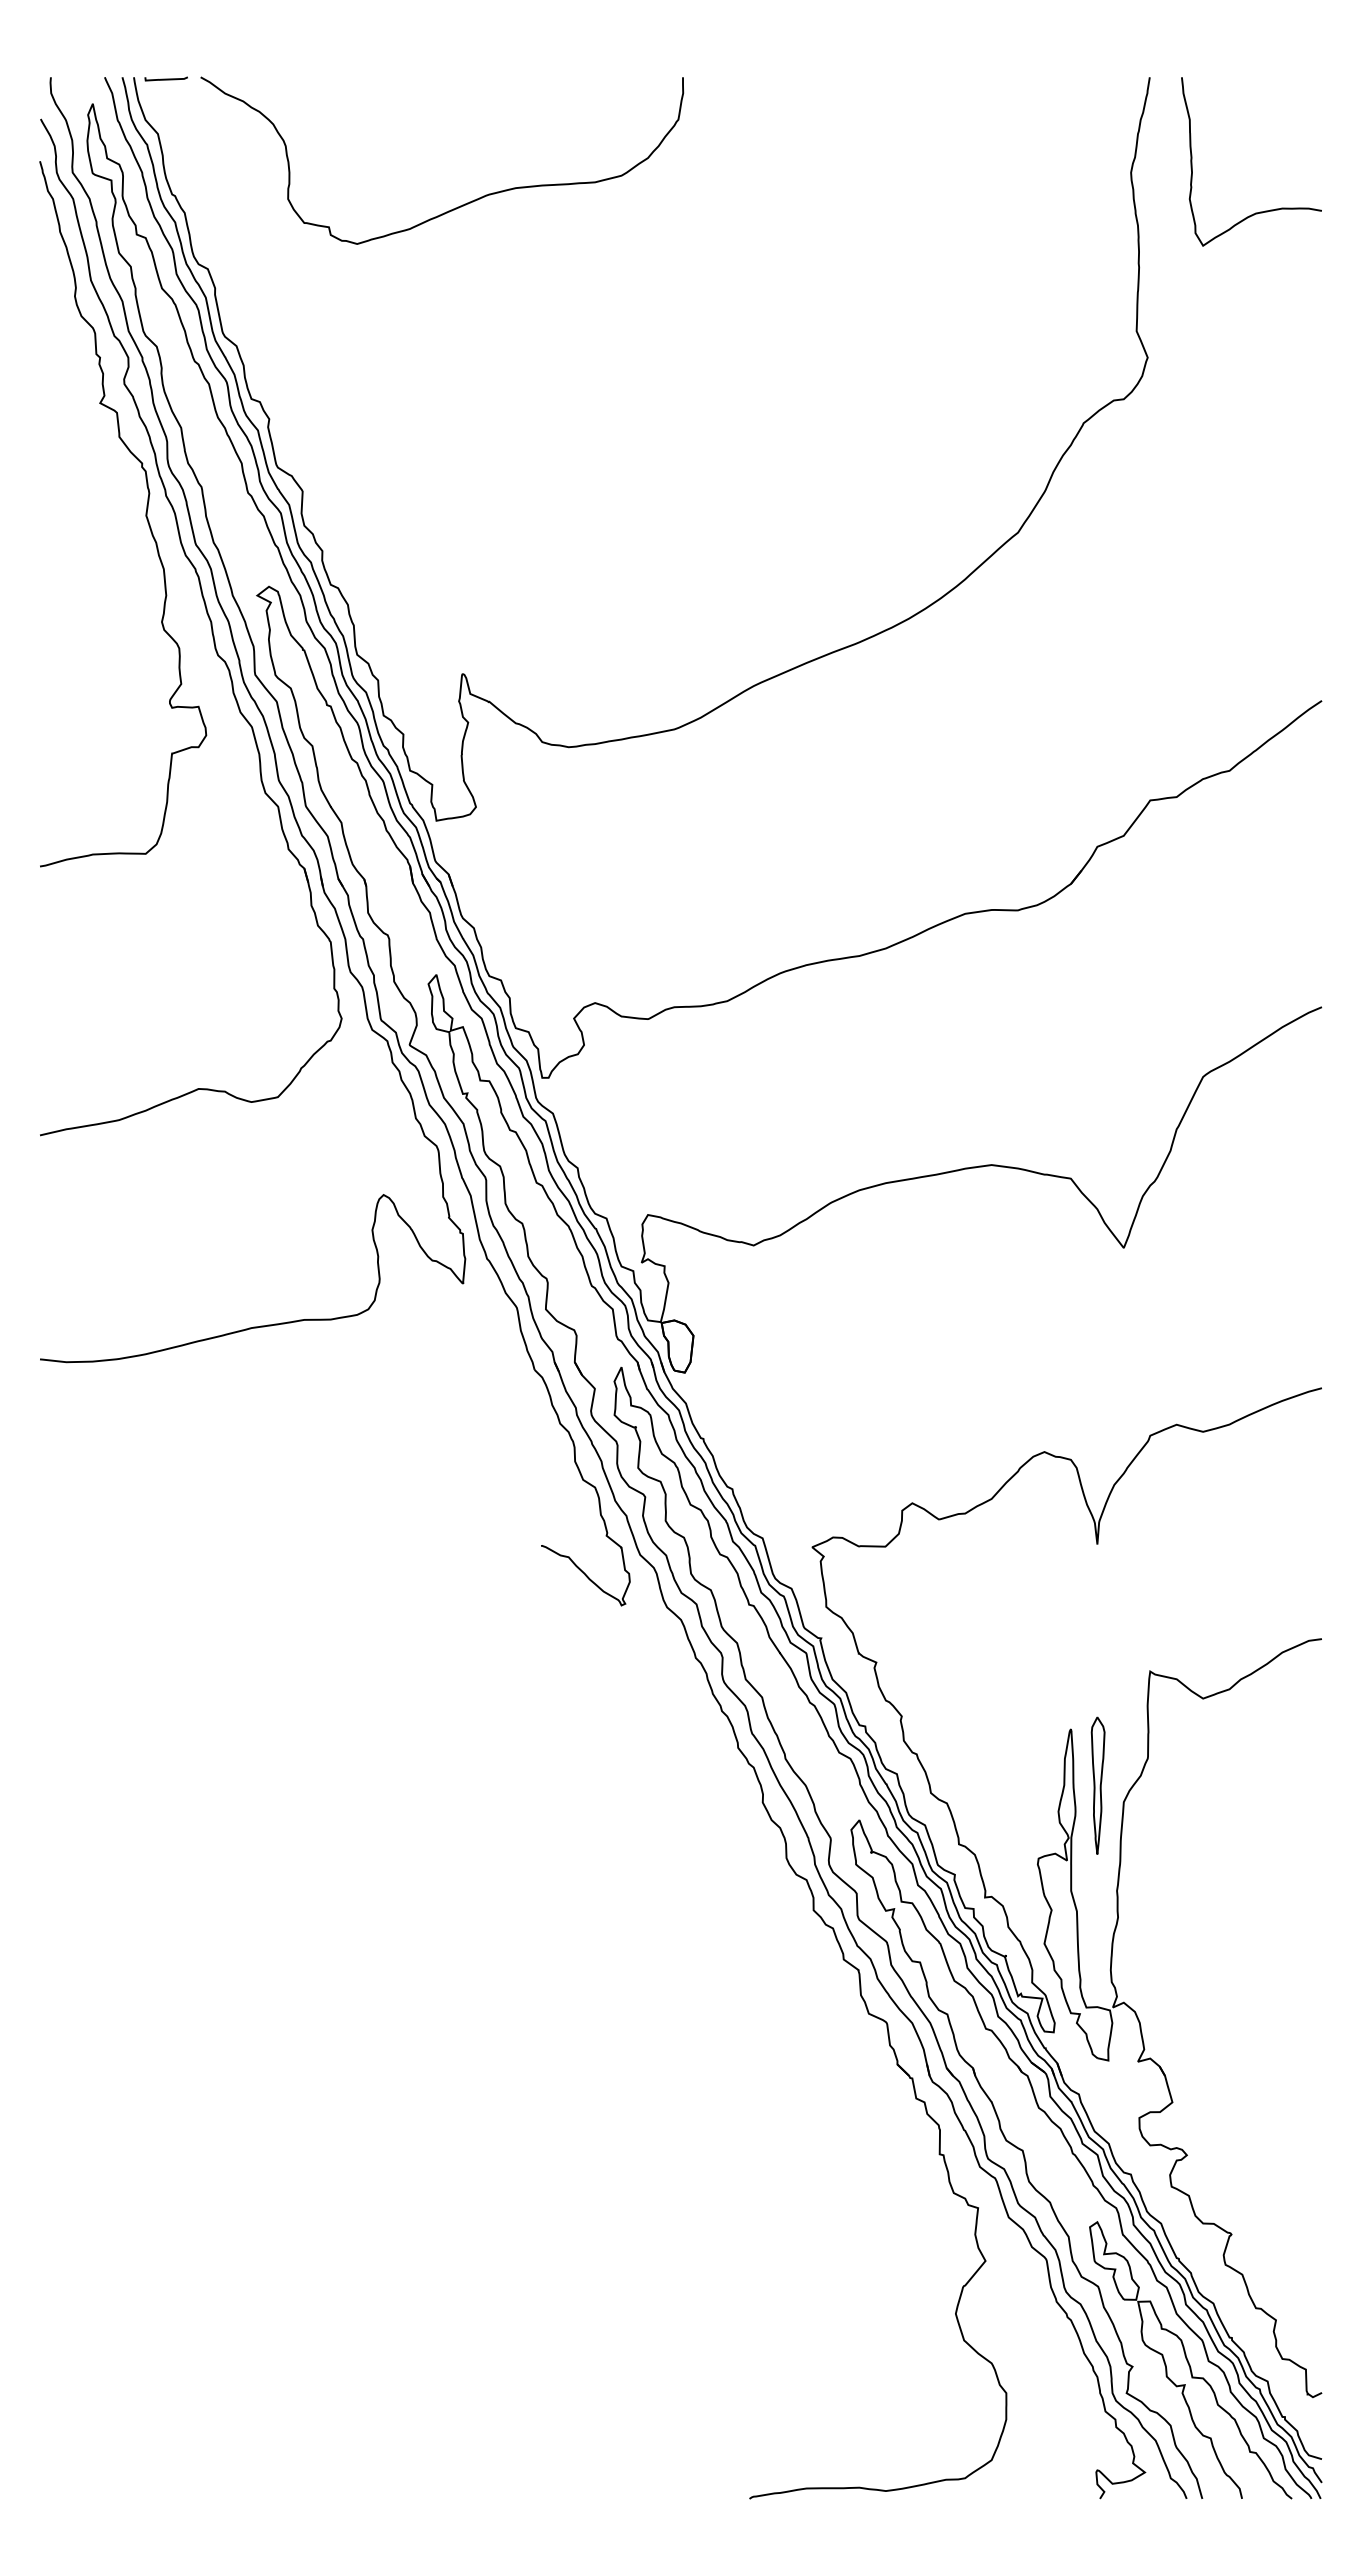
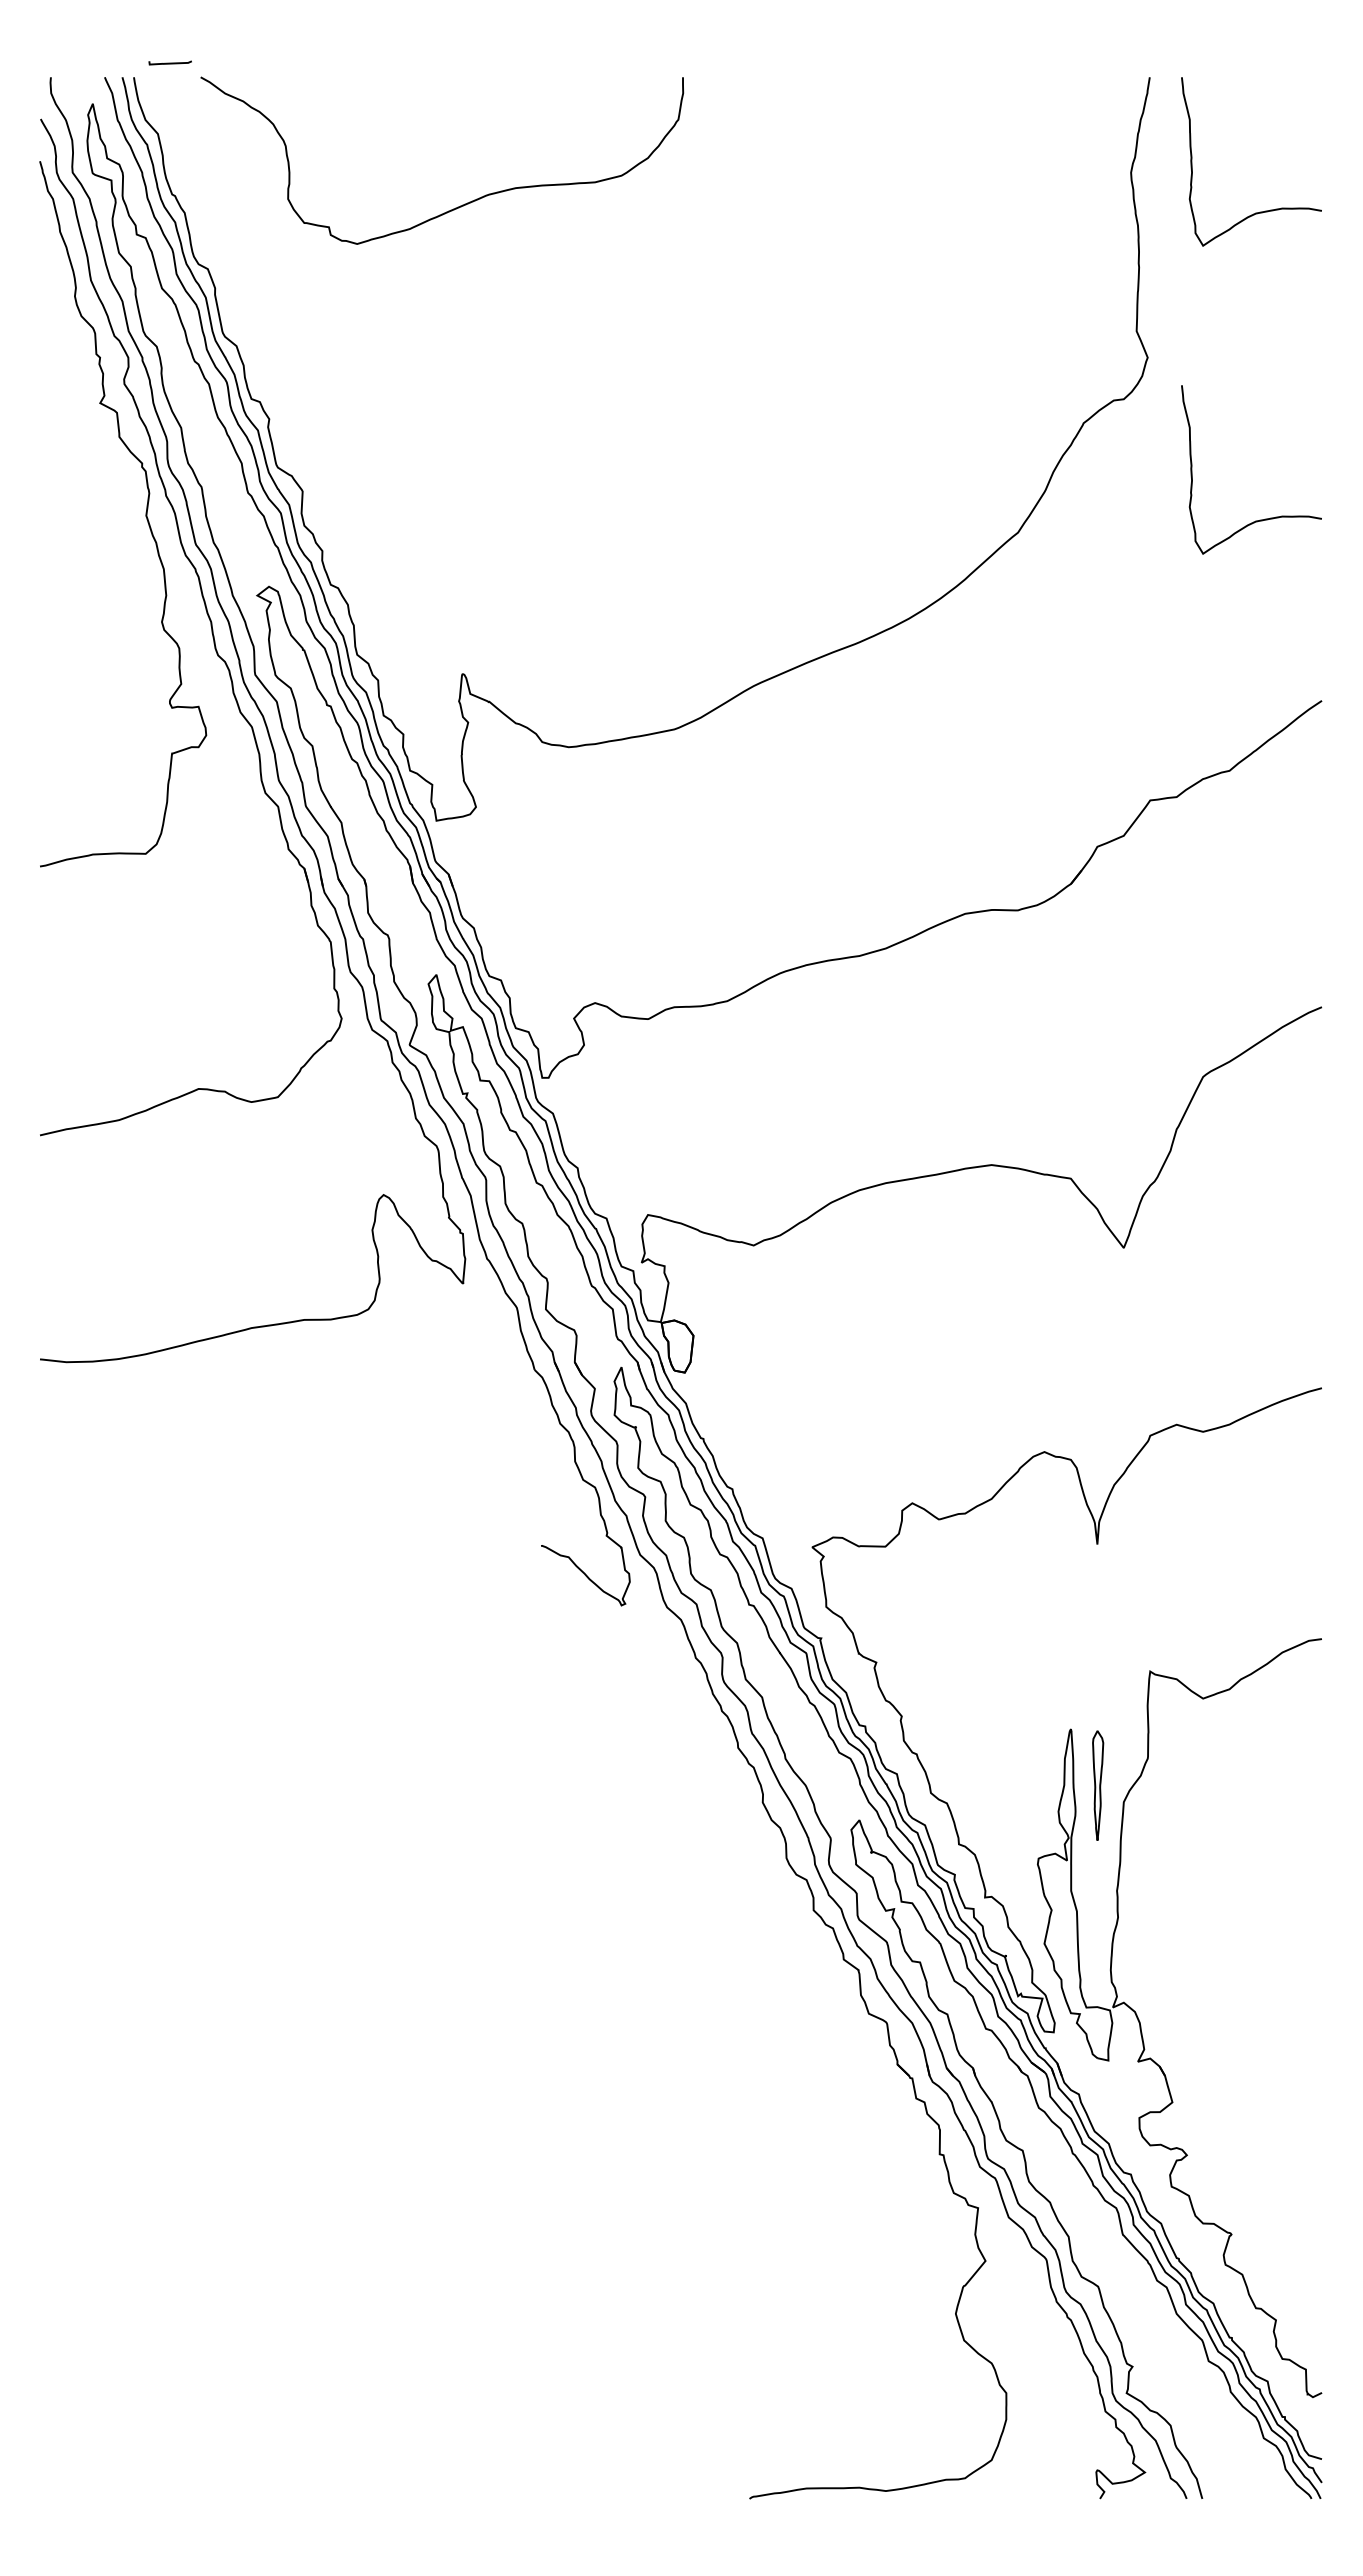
curve position: (165, 78) -> (169, 62) (169, 62)
curve: none -> present (1260, 519)
part size: 16x139 px -> 13x111 px (1098, 1785)
part: present -> none (1190, 2360)
